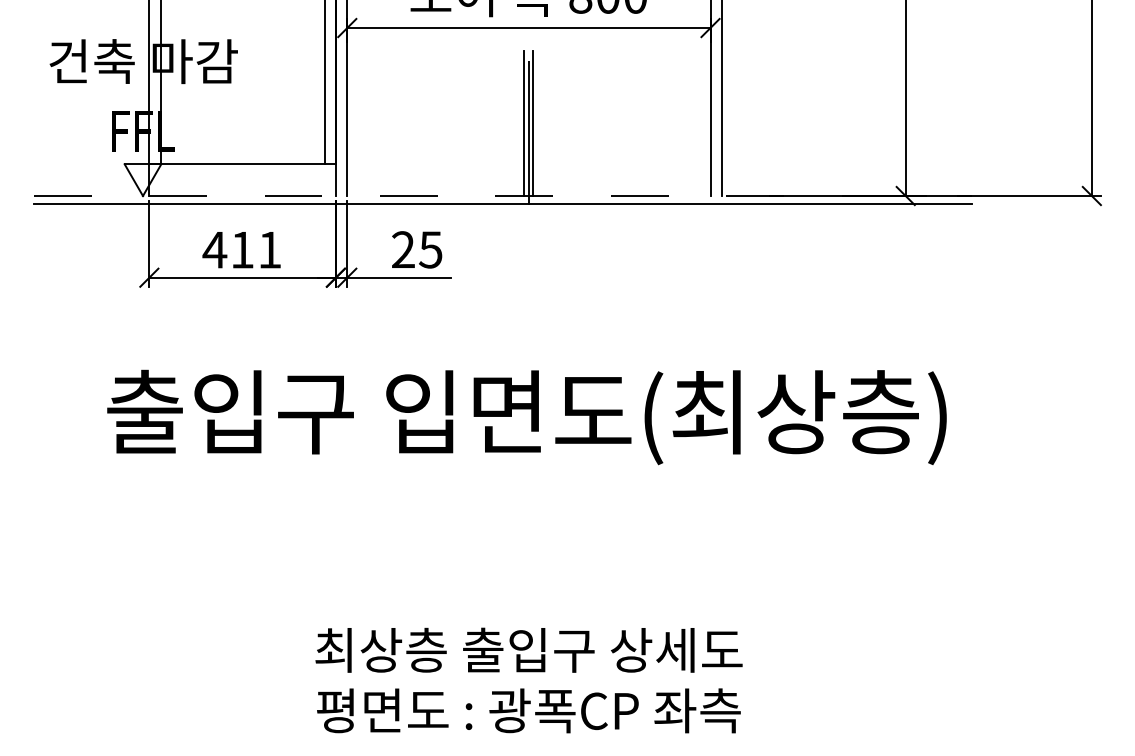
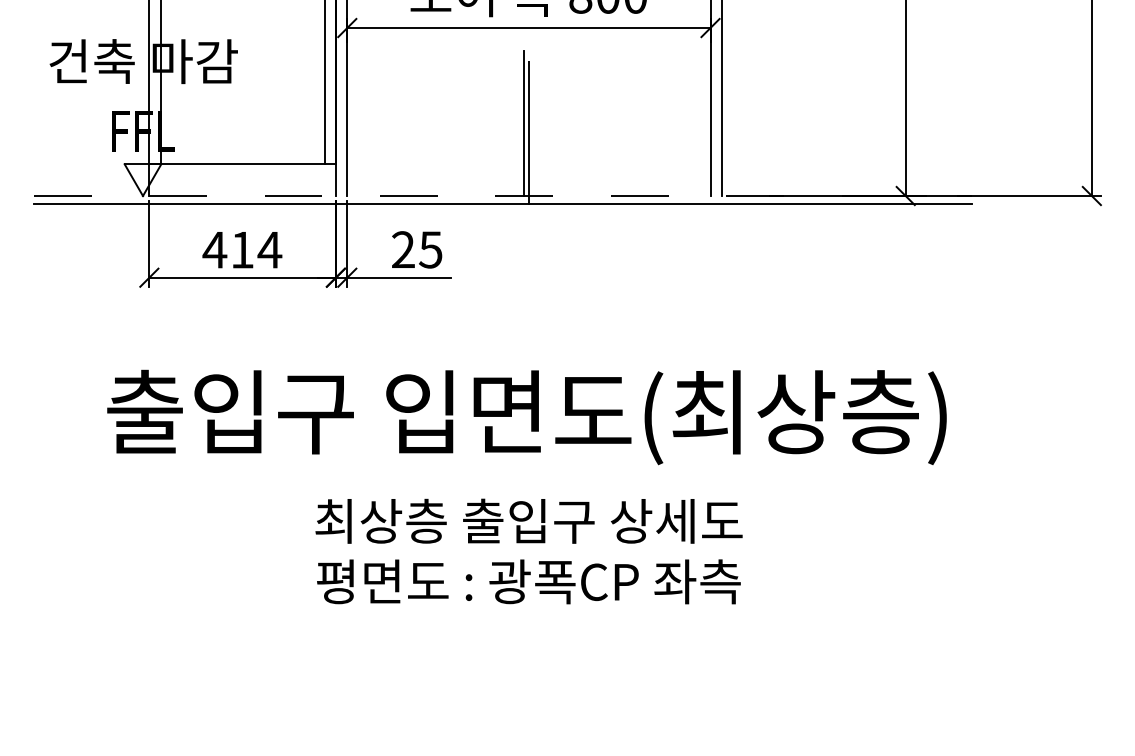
line: present -> none (533, 123)
text: 411 -> 414 (269, 250)
text position: (528, 680) -> (528, 551) (528, 551)
